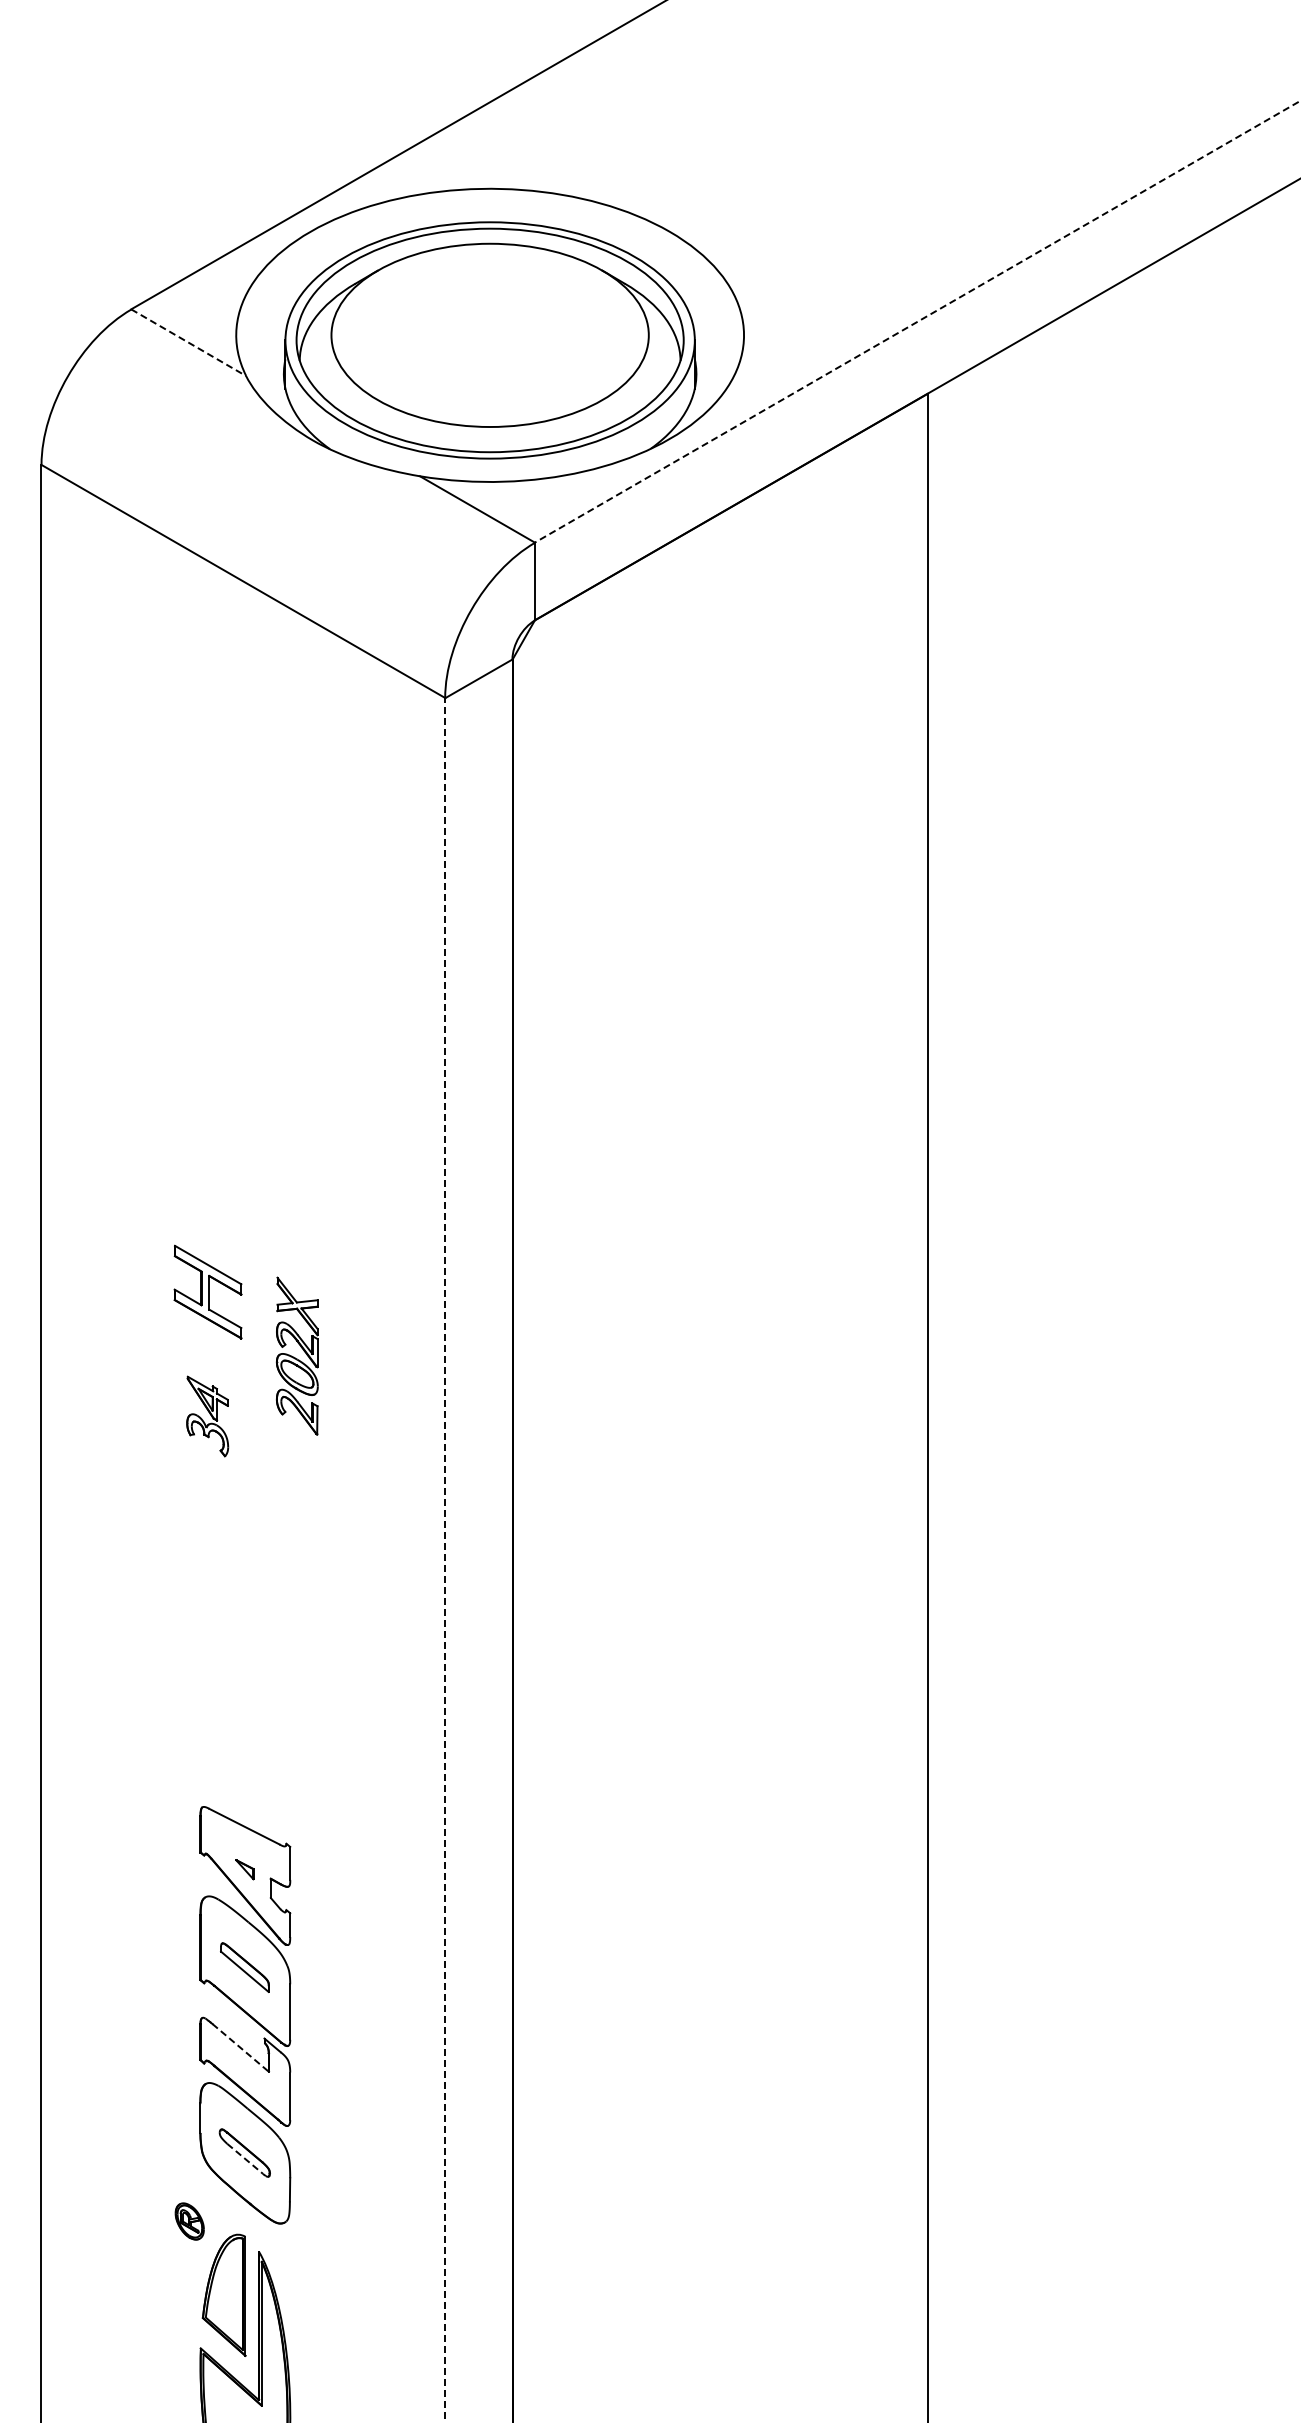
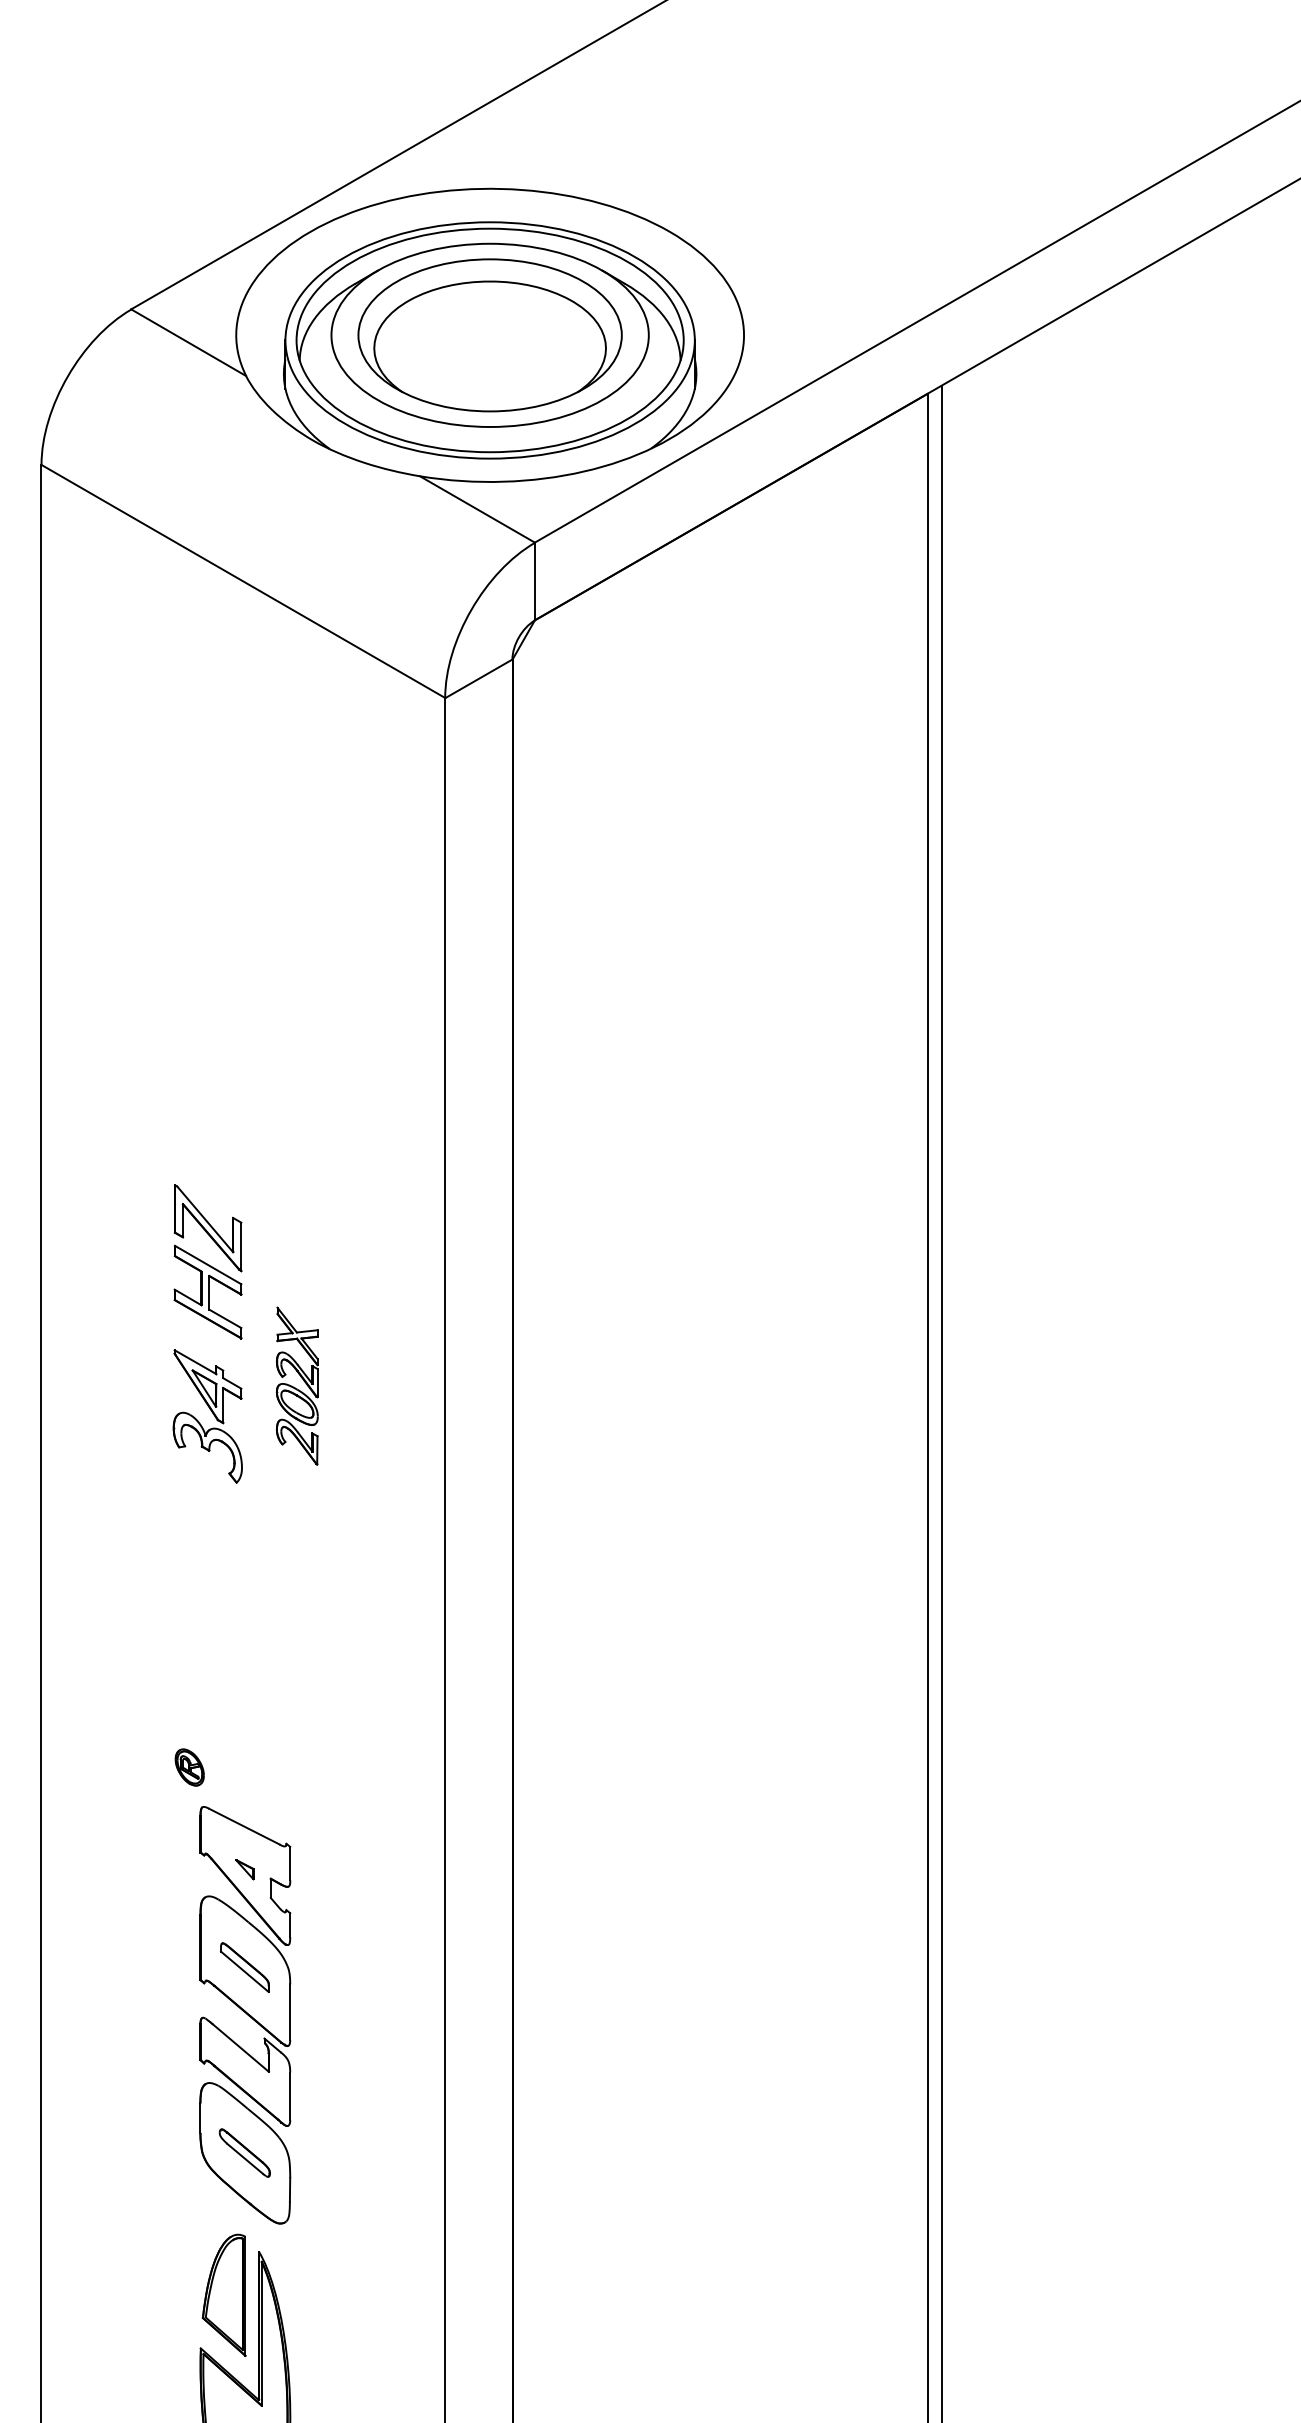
line: dashed -> solid (917, 321)
part: none -> present (489, 335)
line: dashed -> solid (189, 342)
part: none -> present (208, 1228)
part position: (297, 1355) -> (297, 1385) (297, 1385)
line: none -> present (941, 1402)
part size: 44x83 px -> 71x135 px (207, 1416)
line: dashed -> solid (445, 1559)
line: dashed -> solid (240, 2047)
line: dashed -> solid (245, 2159)
part position: (189, 2221) -> (189, 1767) (189, 1767)
